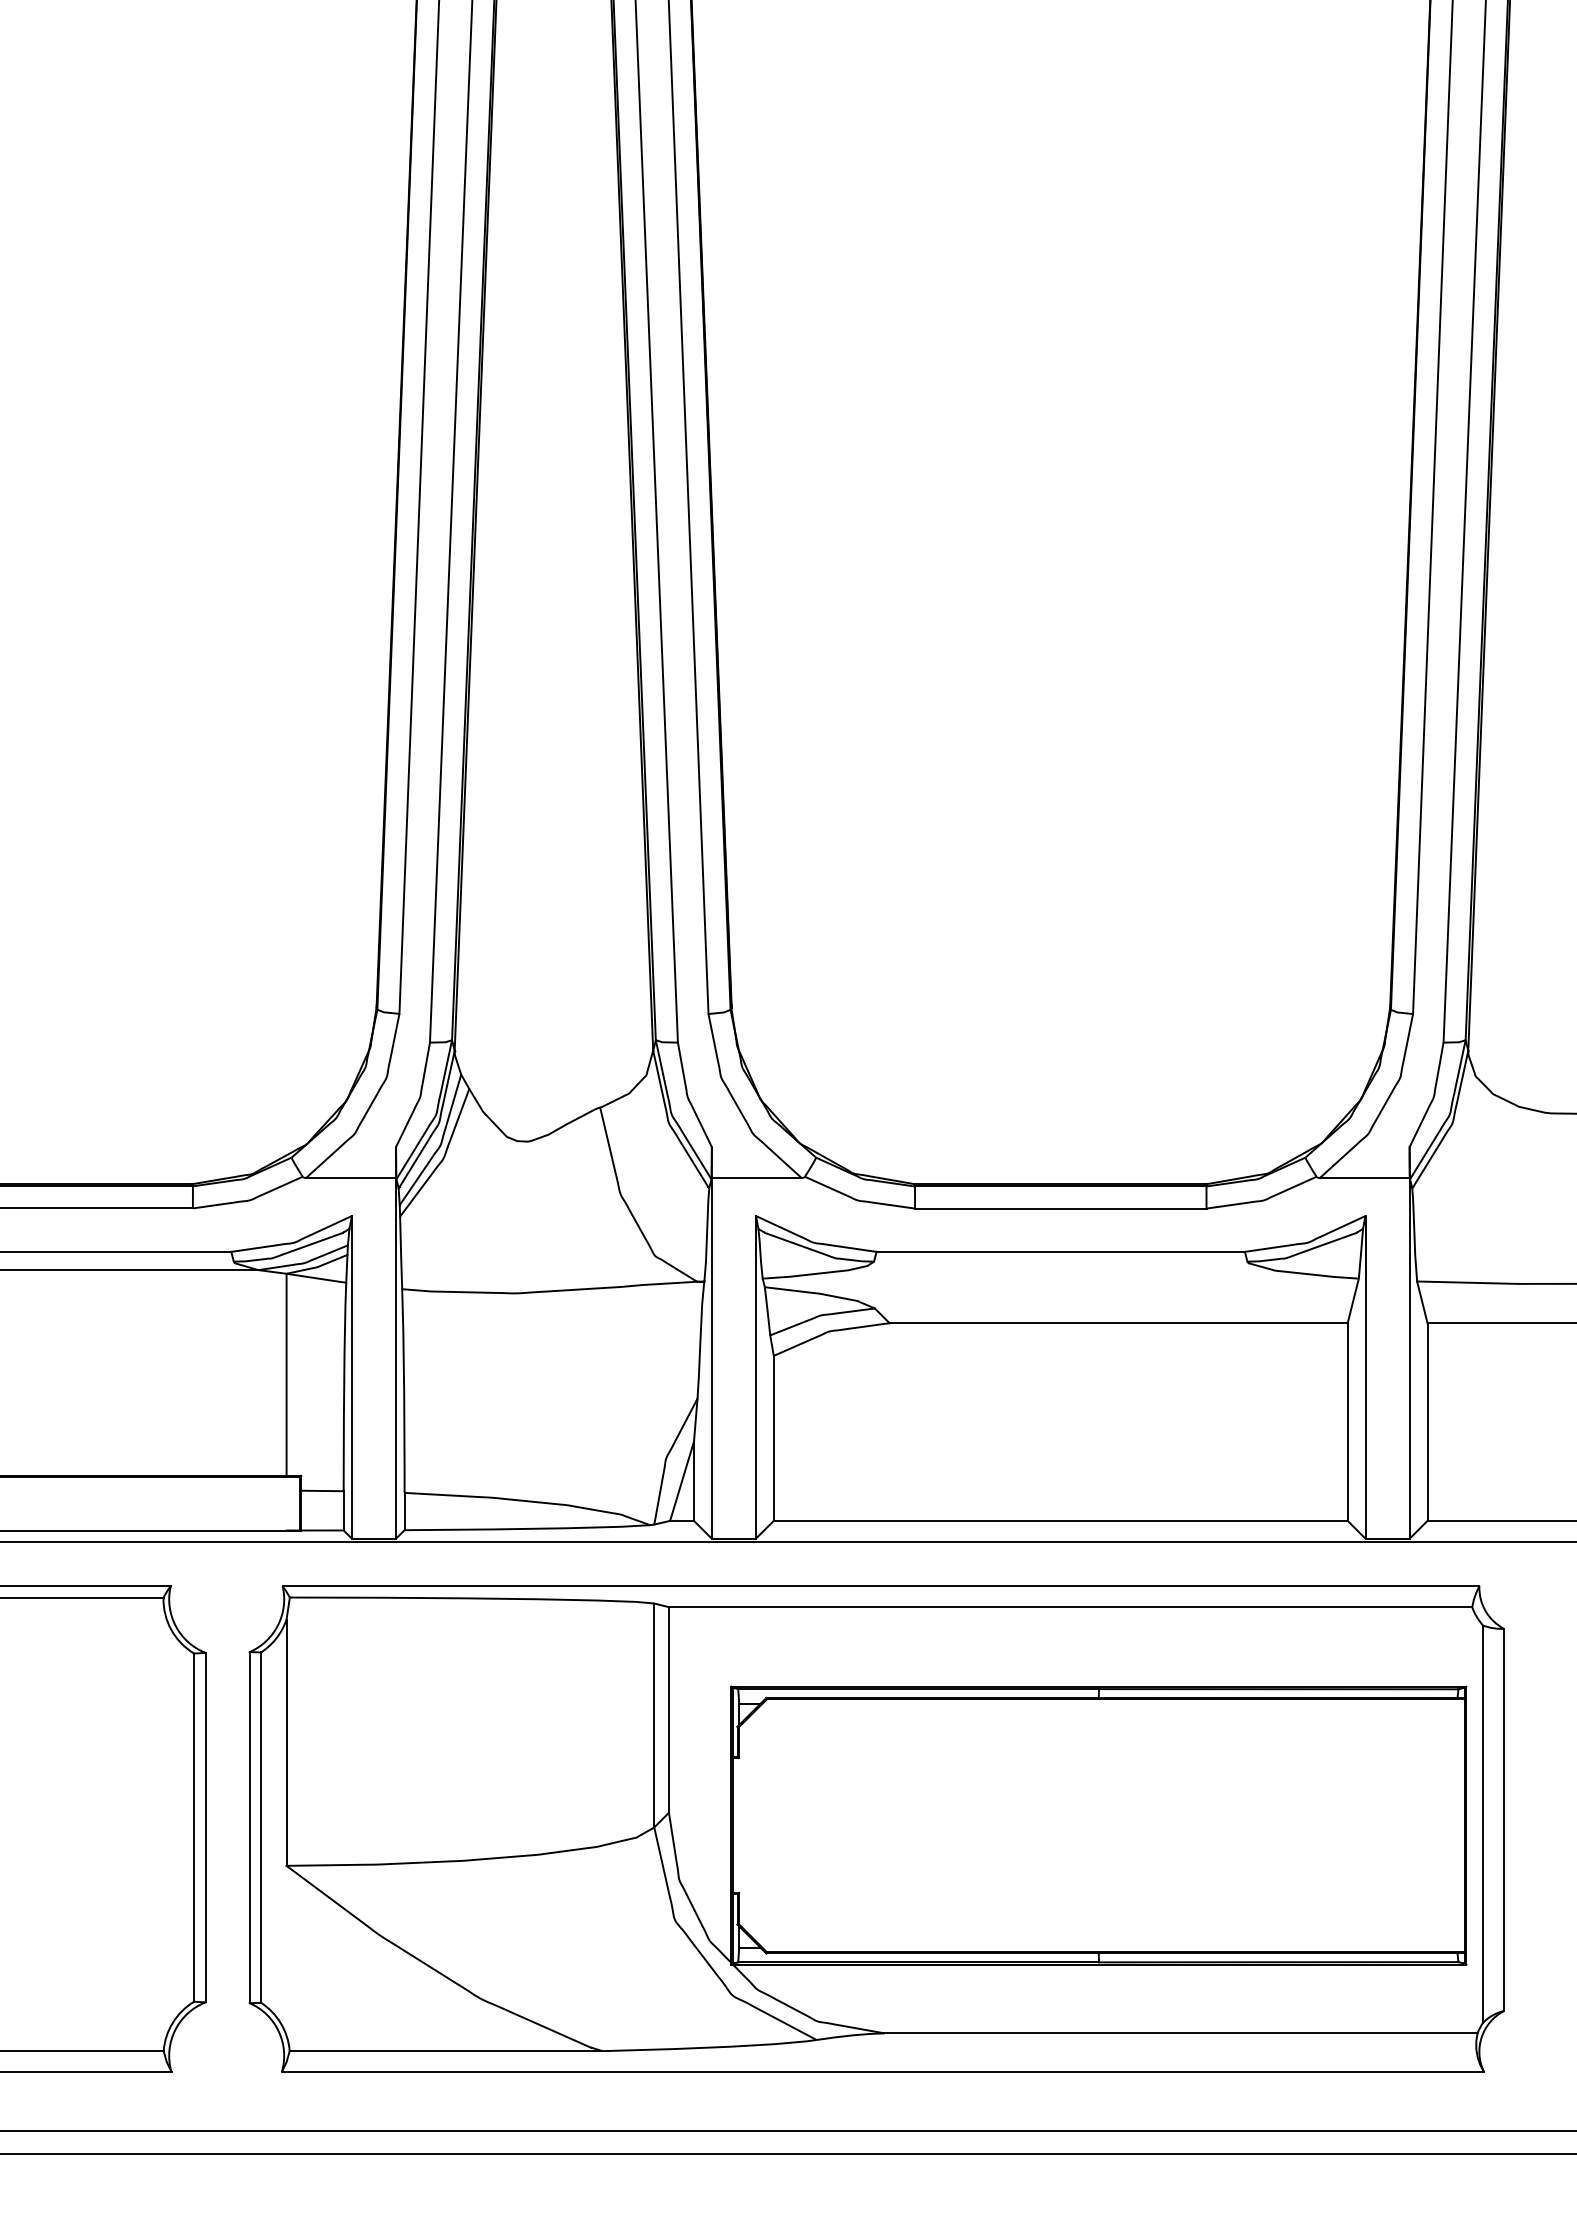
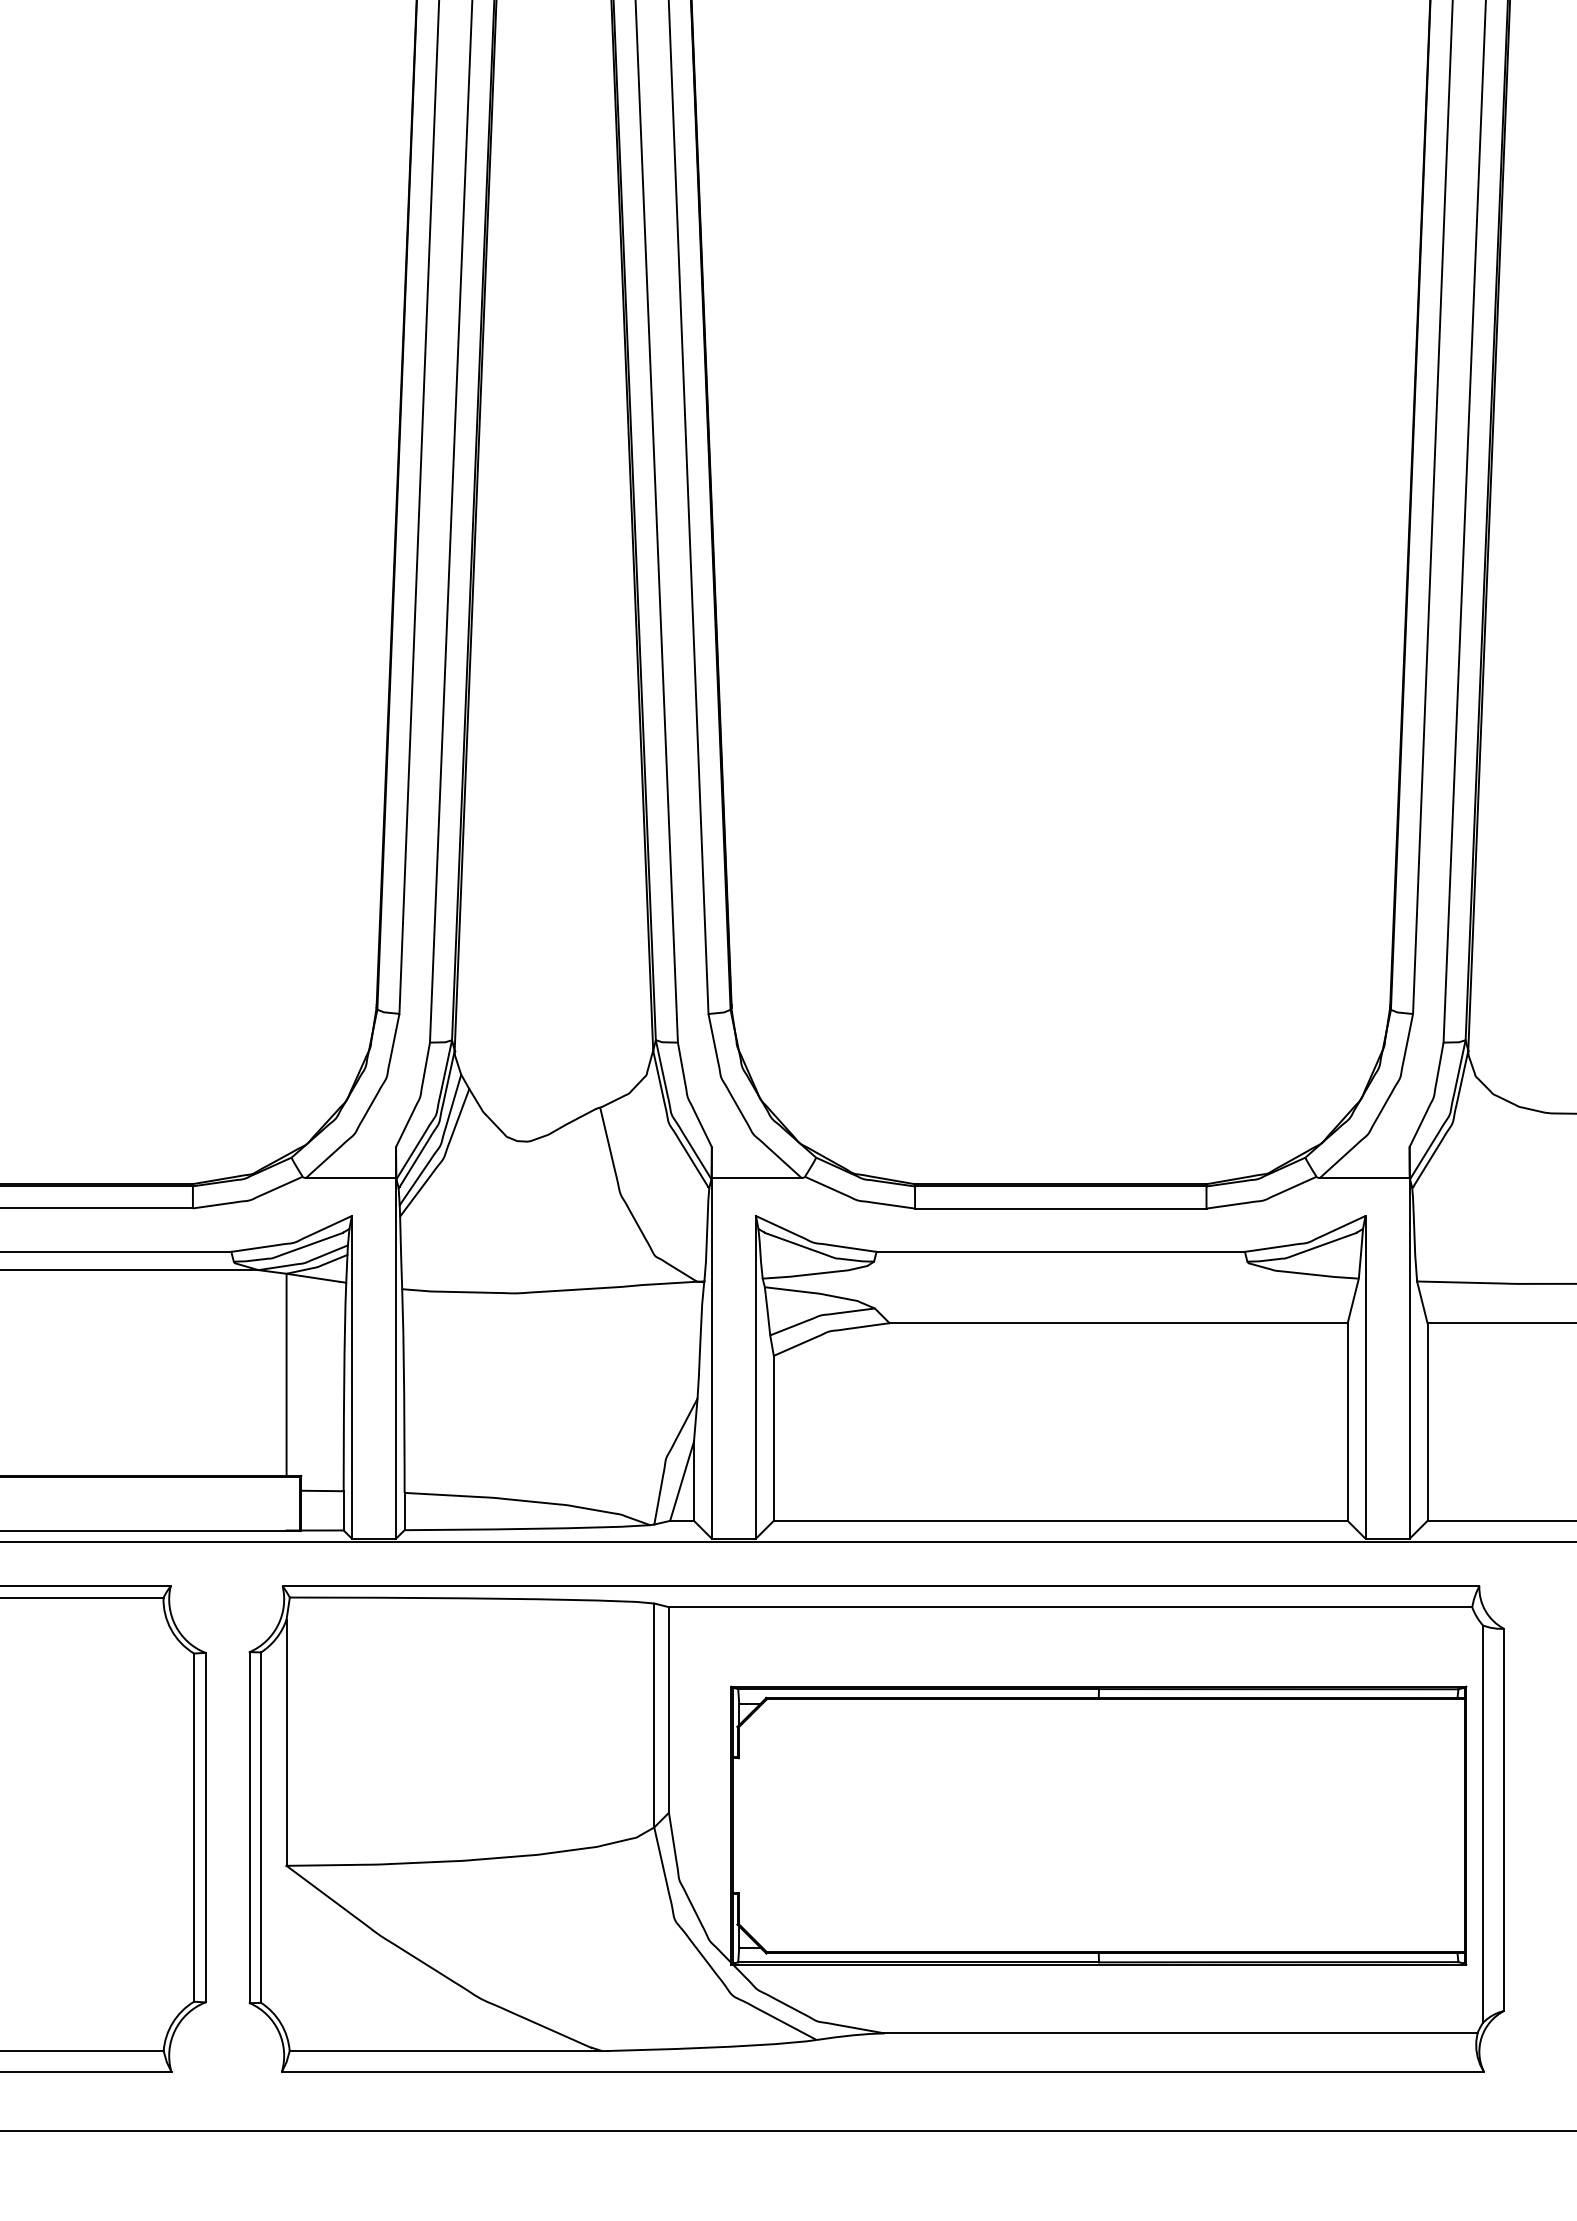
line: present -> none (787, 2154)
